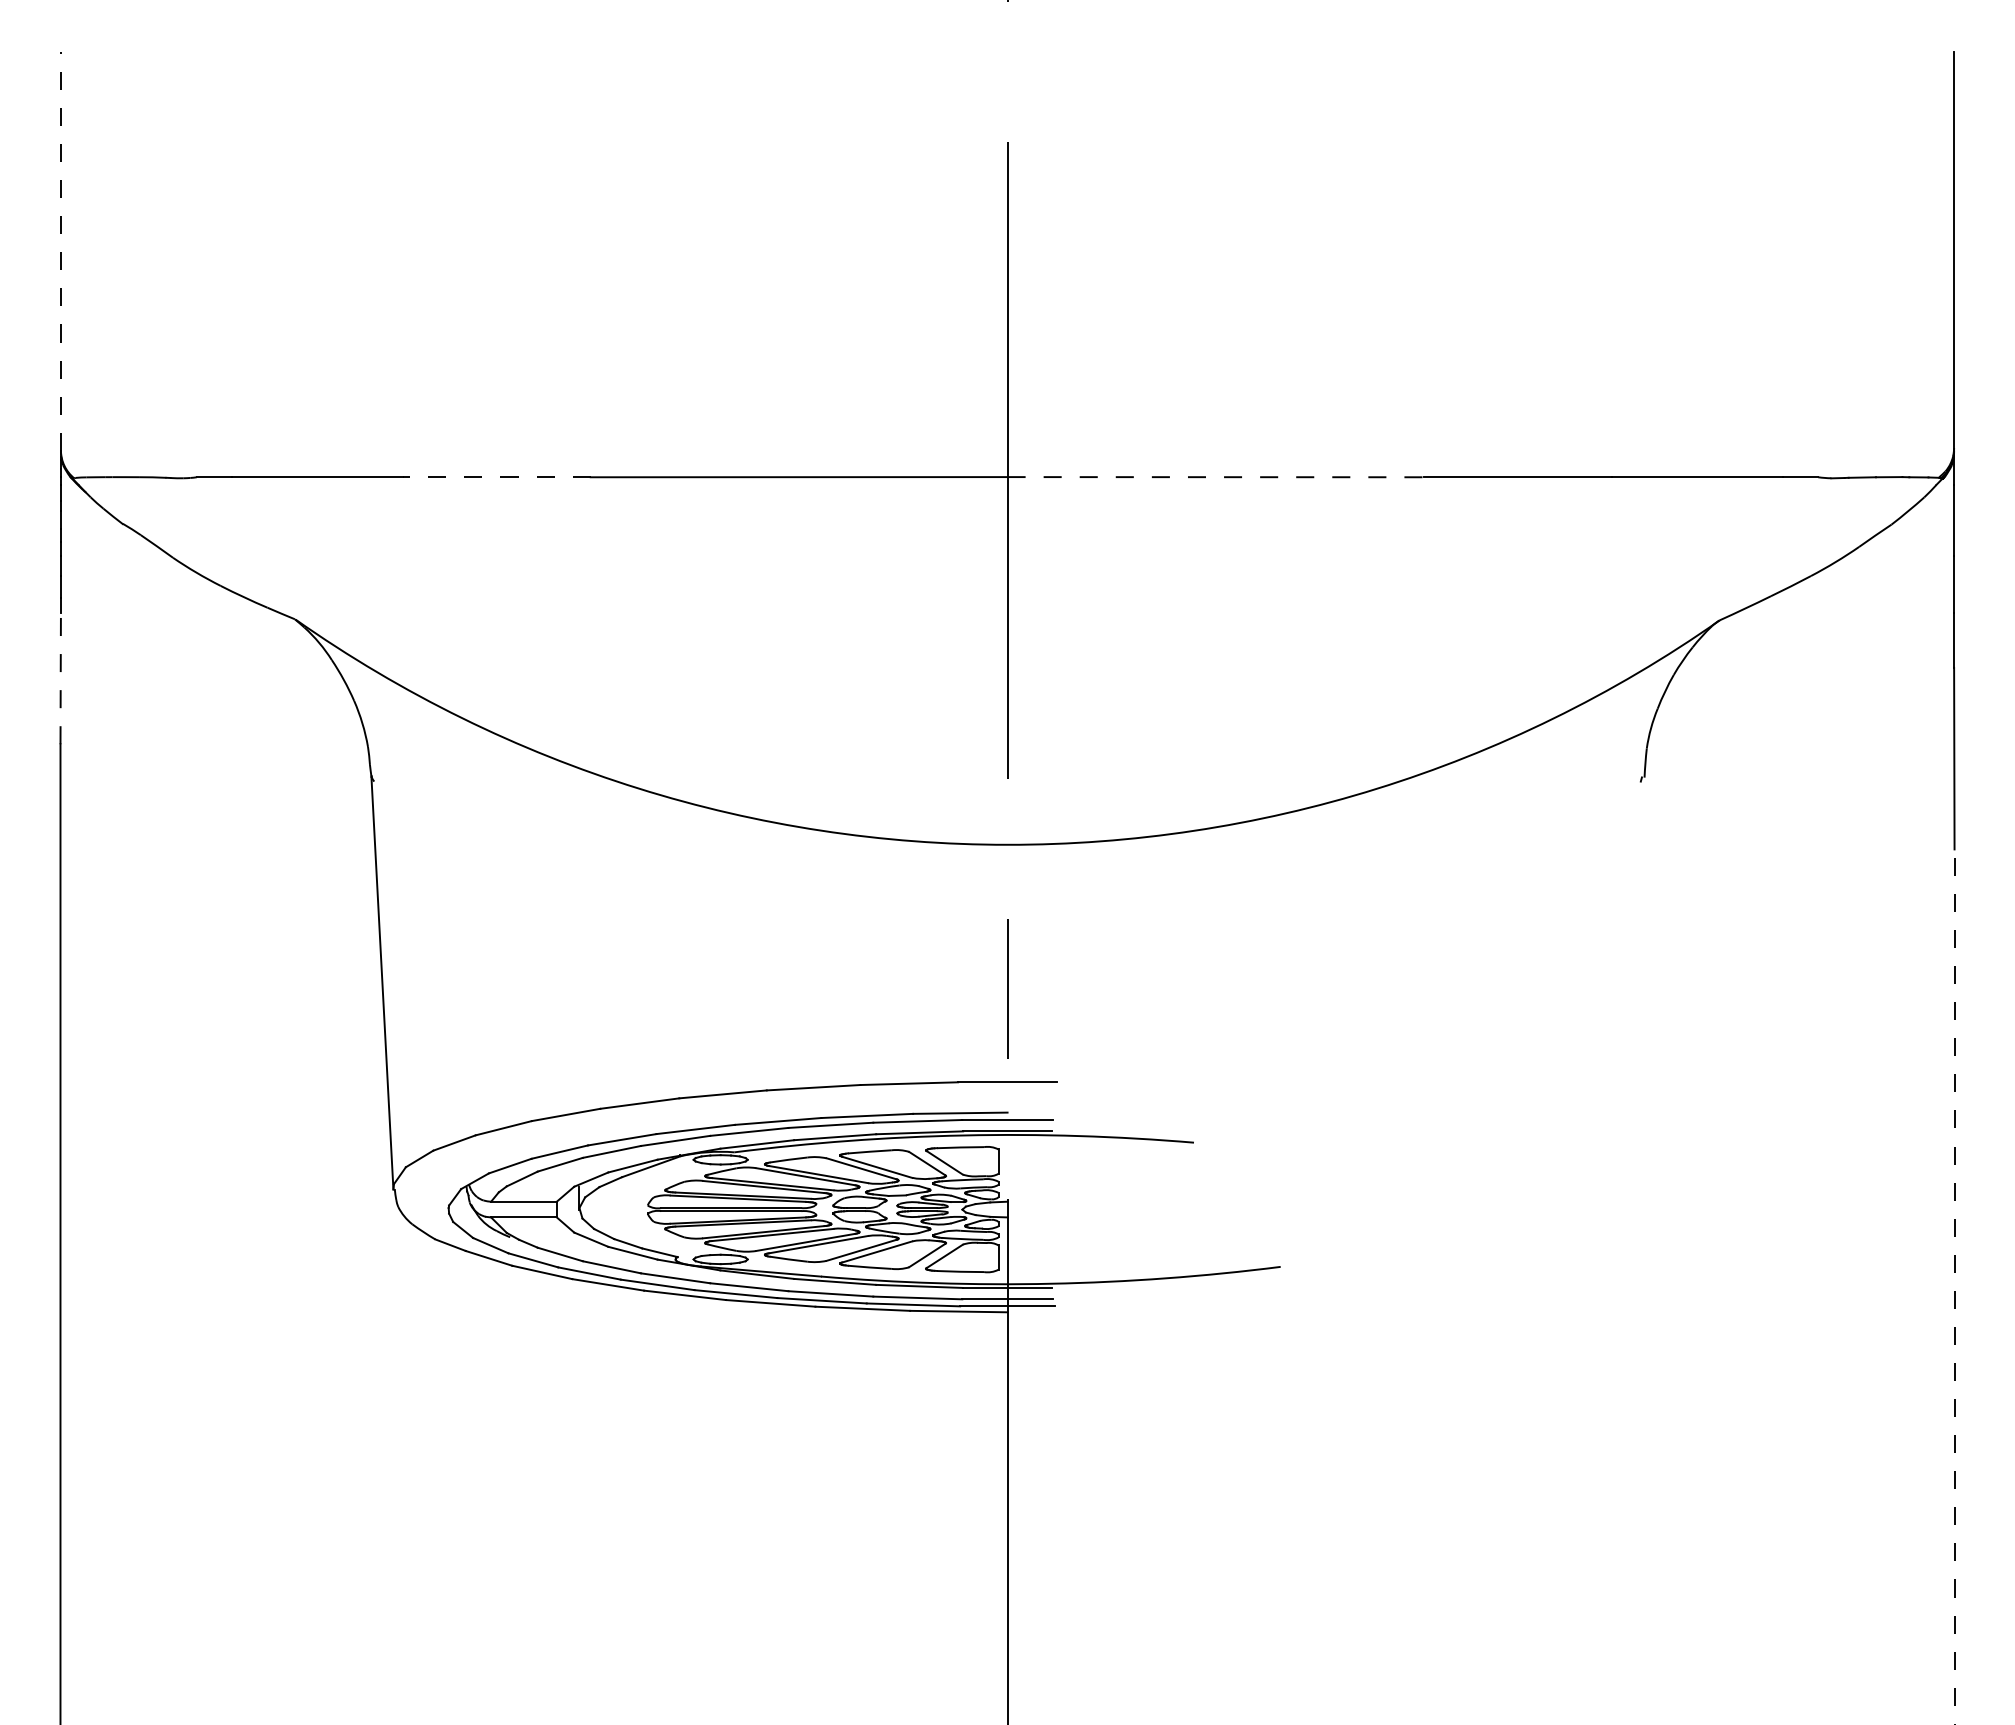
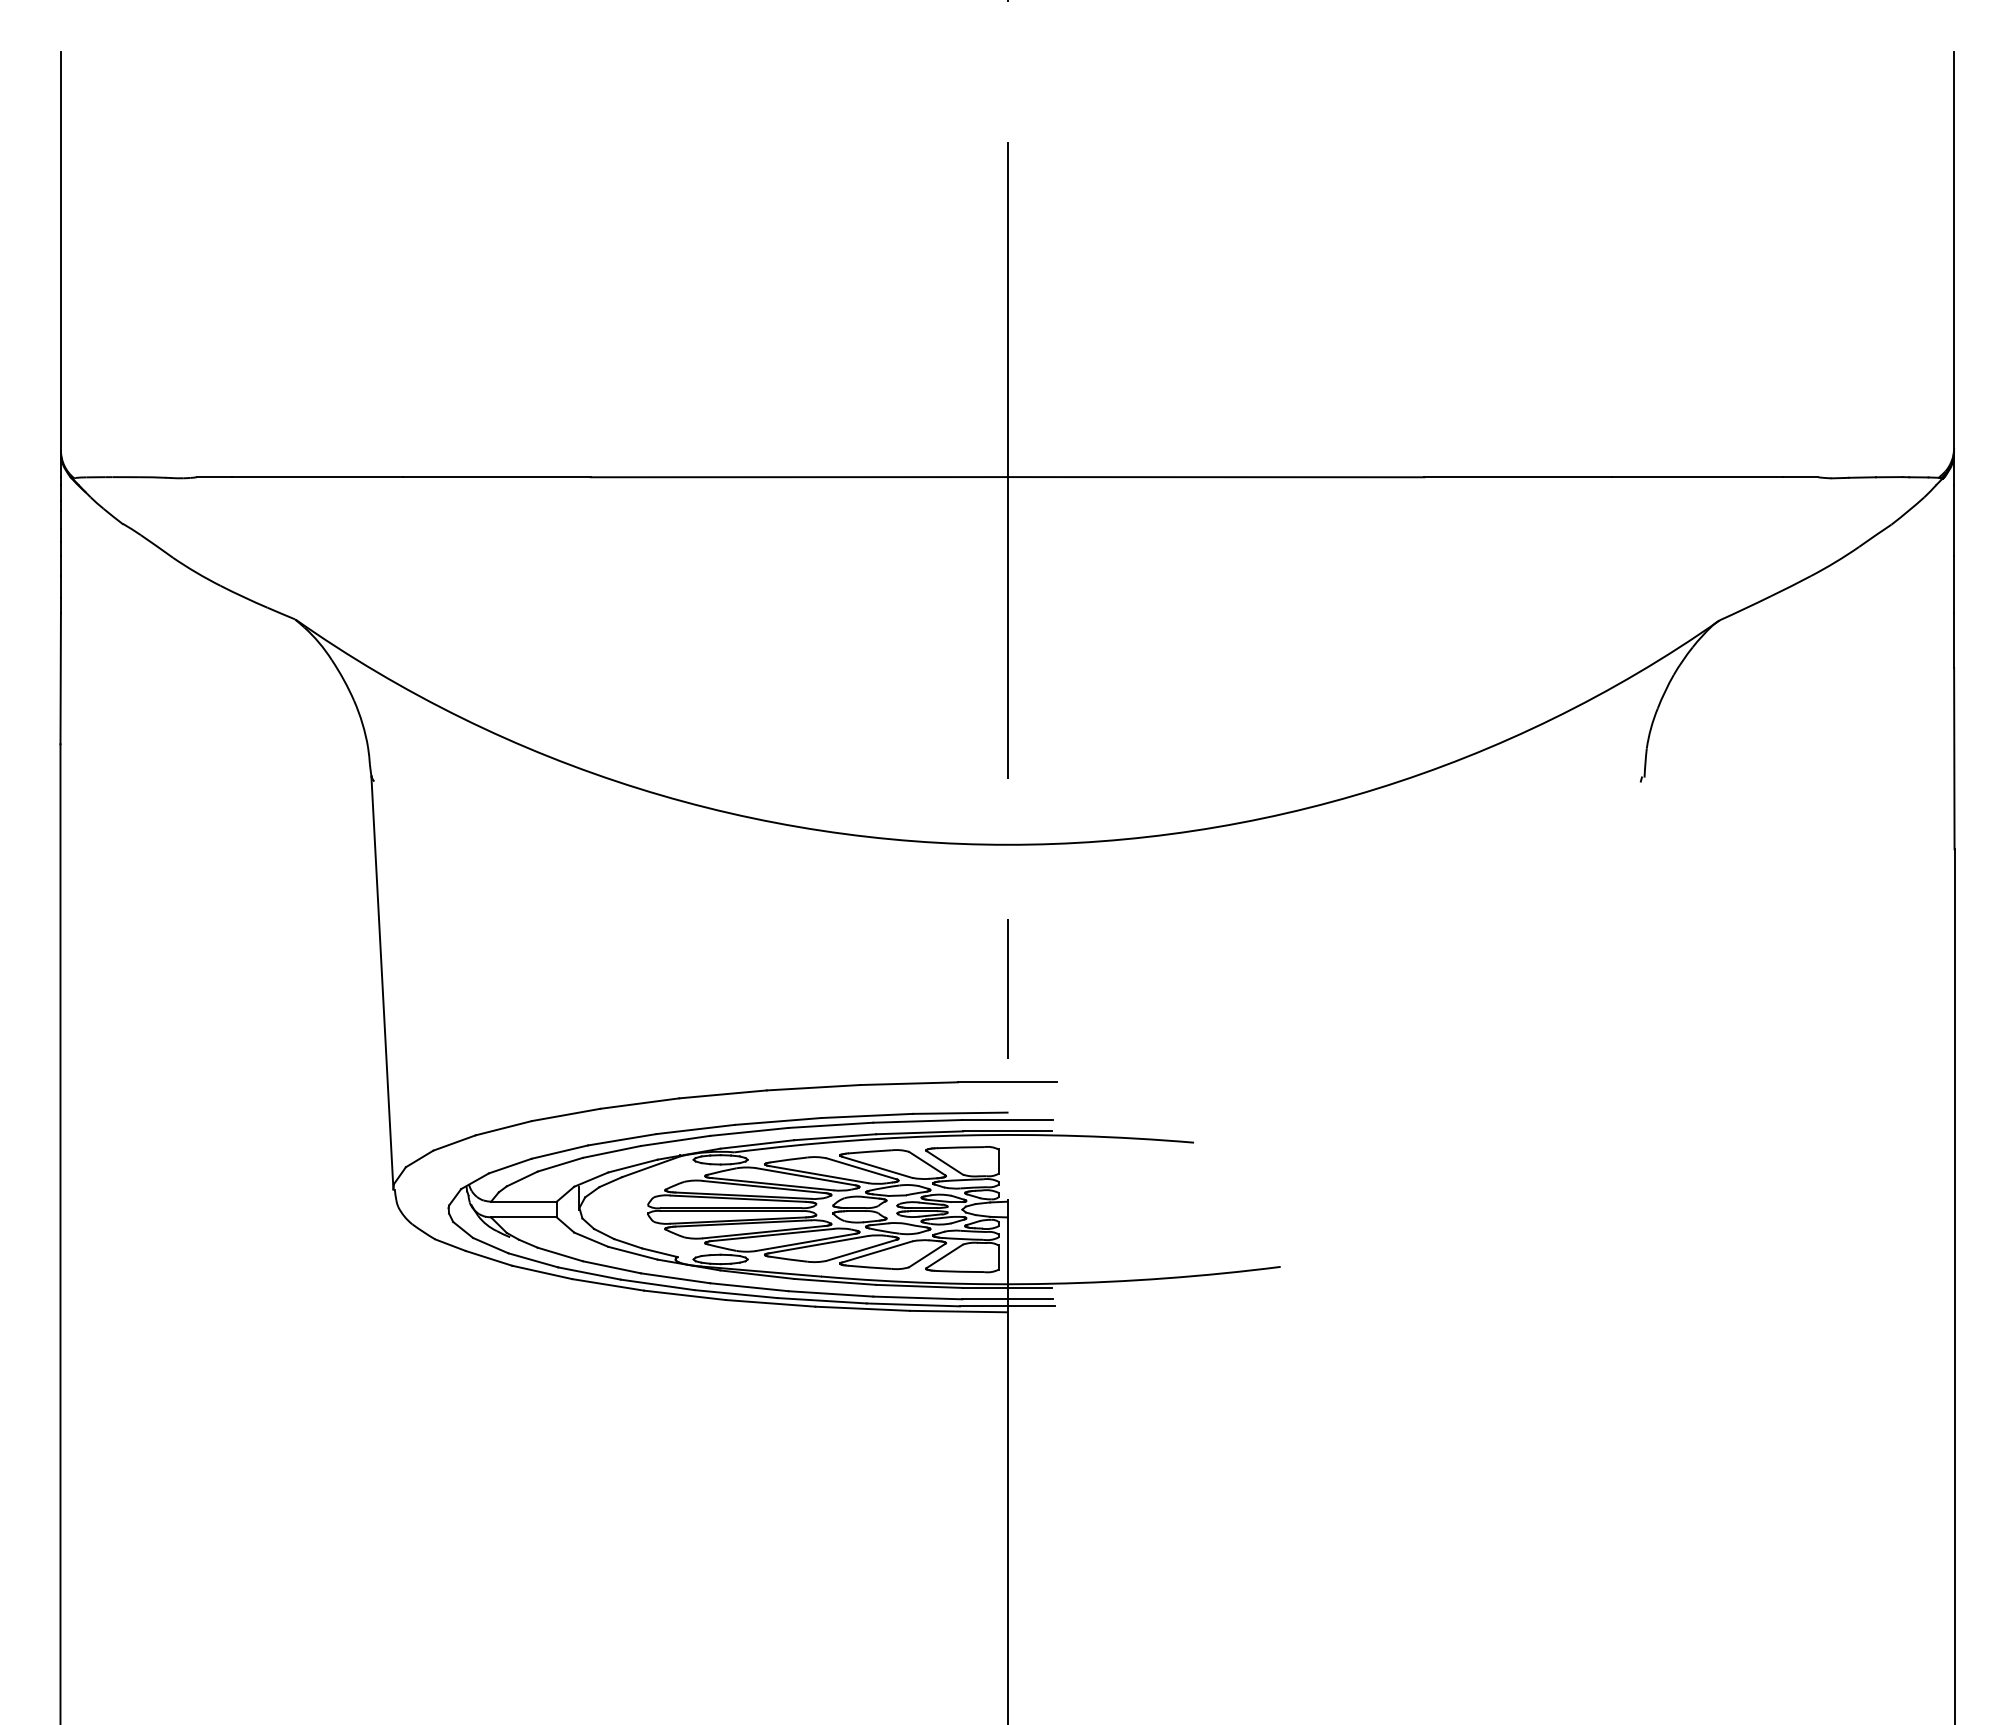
line: dashed -> solid (60, 251)
line: dashed -> solid (496, 477)
line: dashed -> solid (1216, 477)
line: dashed -> solid (60, 678)
line: dashed -> solid (1954, 1286)
